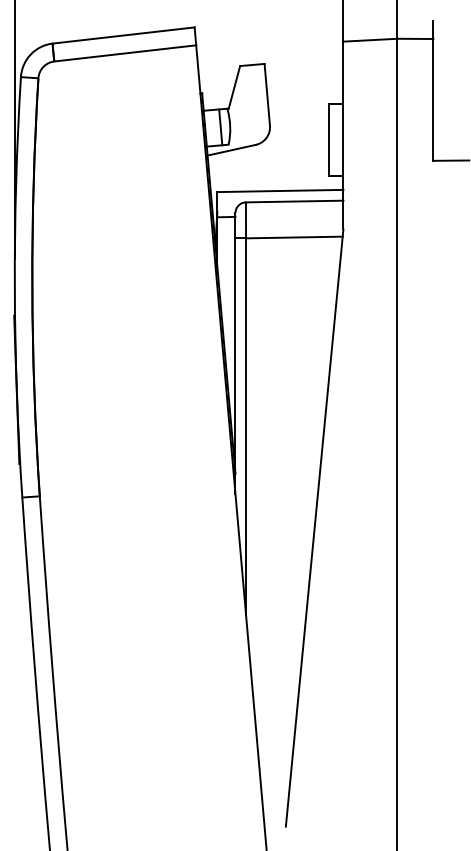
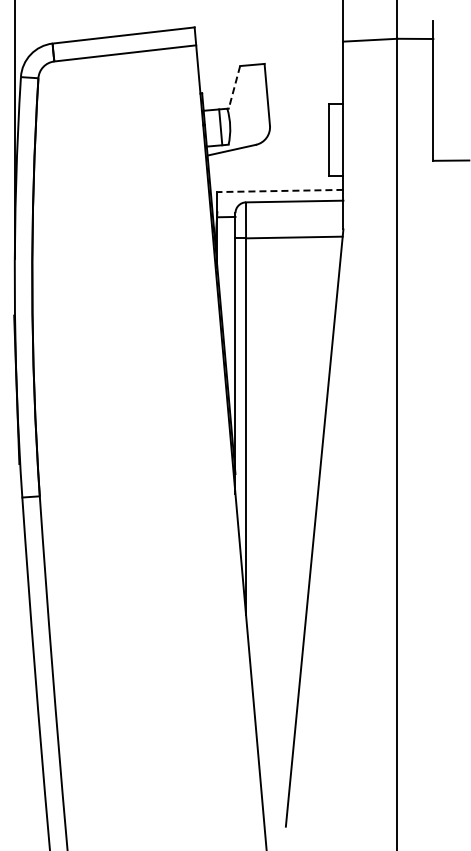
line: solid -> dashed (234, 87)
line: solid -> dashed (280, 190)
